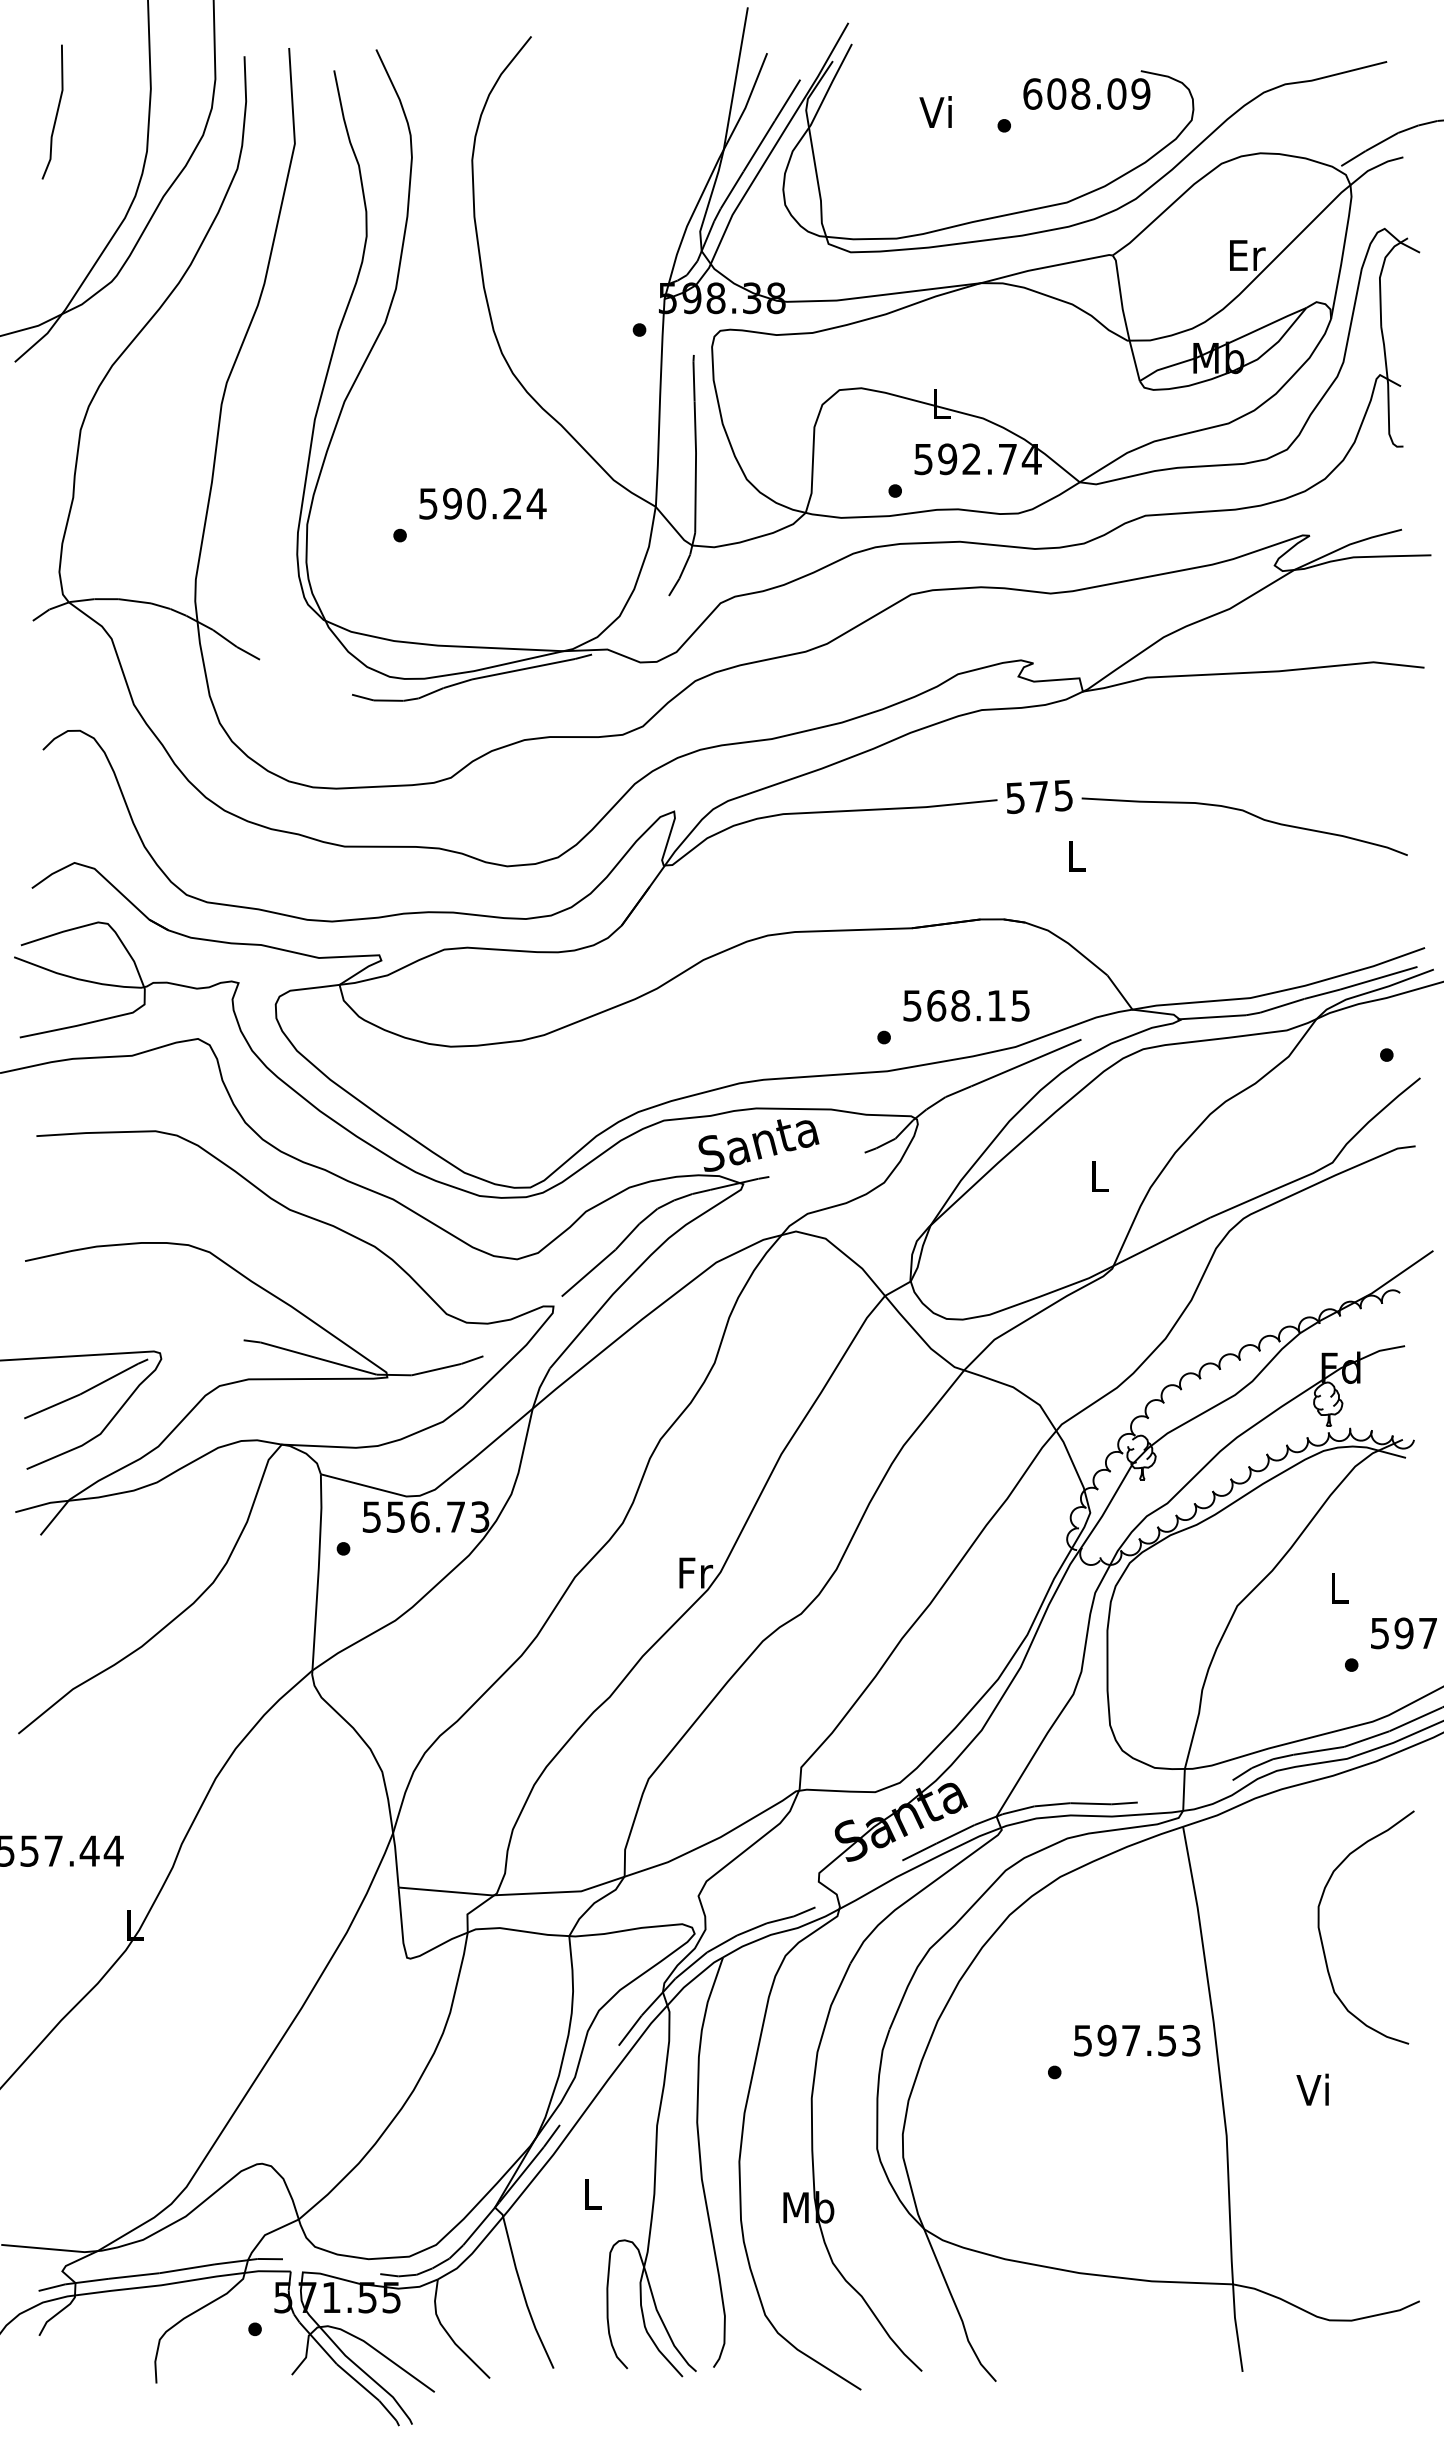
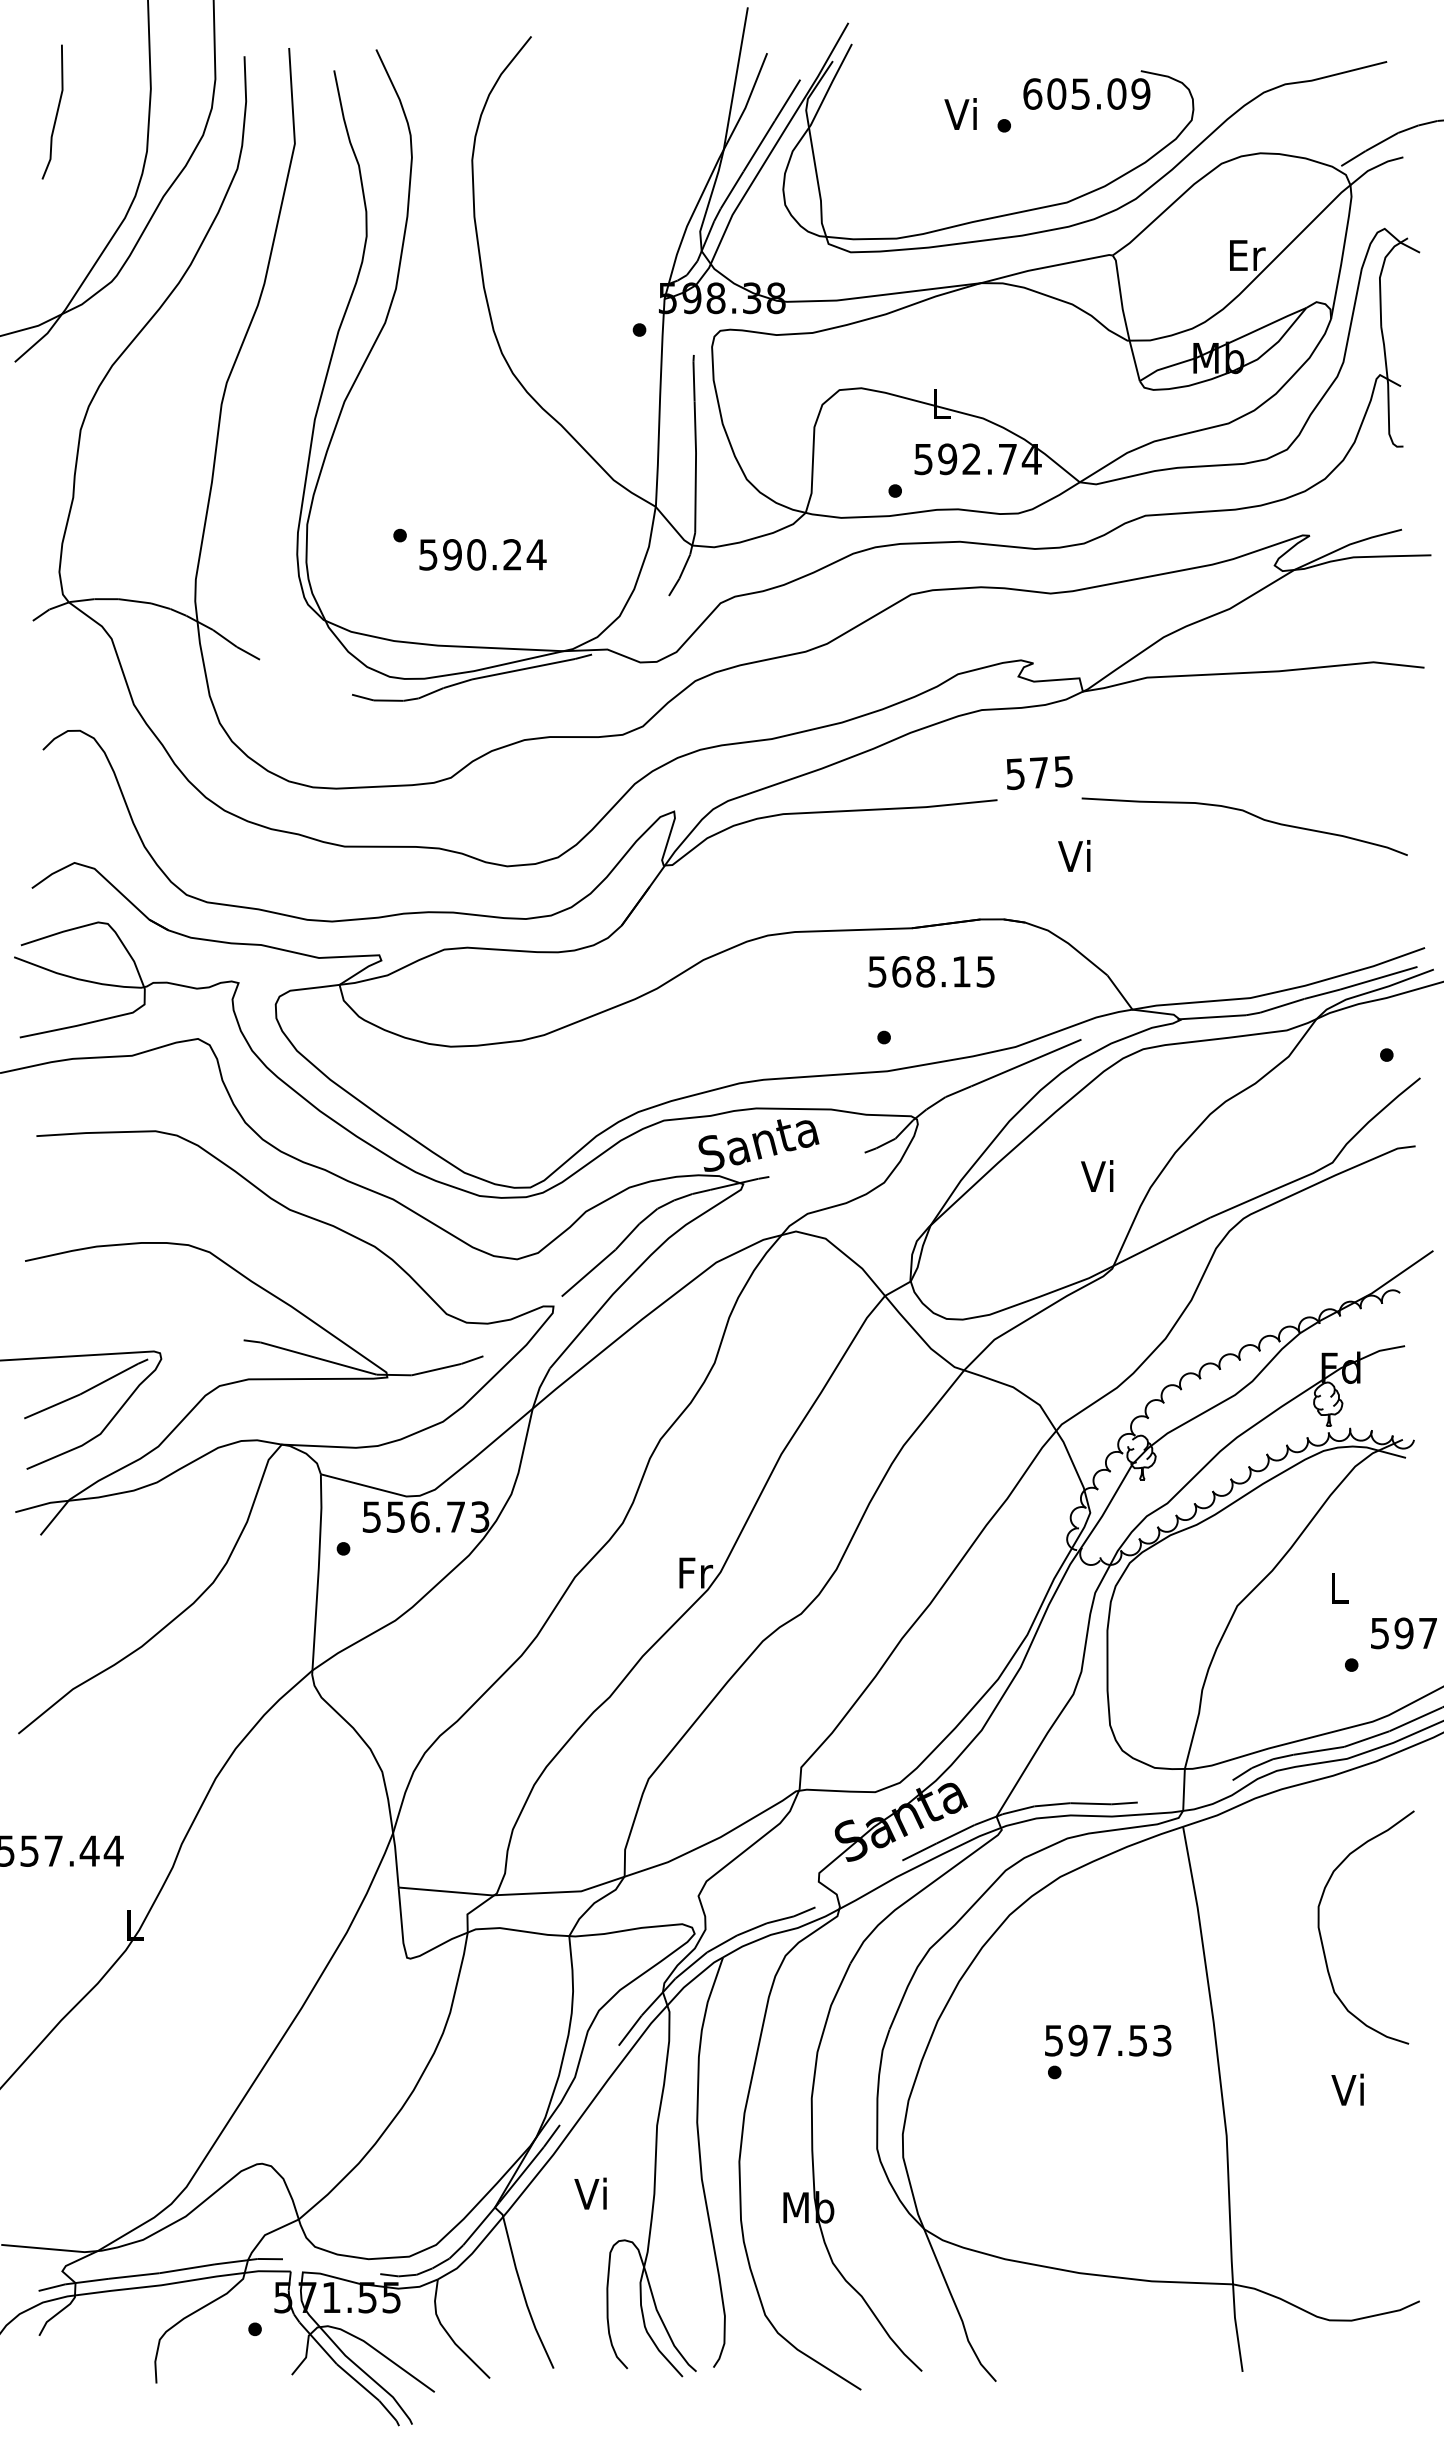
text: 608.09 -> 605.09 (1080, 93)
text position: (935, 111) -> (960, 113) (960, 113)
text position: (482, 503) -> (482, 554) (482, 554)
text position: (1039, 796) -> (1039, 772) (1039, 772)
text: L -> Vi (1074, 855)
text position: (966, 1005) -> (931, 971) (931, 971)
text: L -> Vi (1097, 1175)
text position: (1137, 2040) -> (1108, 2040) (1108, 2040)
text position: (1312, 2089) -> (1347, 2089) (1347, 2089)
text: L -> Vi (590, 2193)
